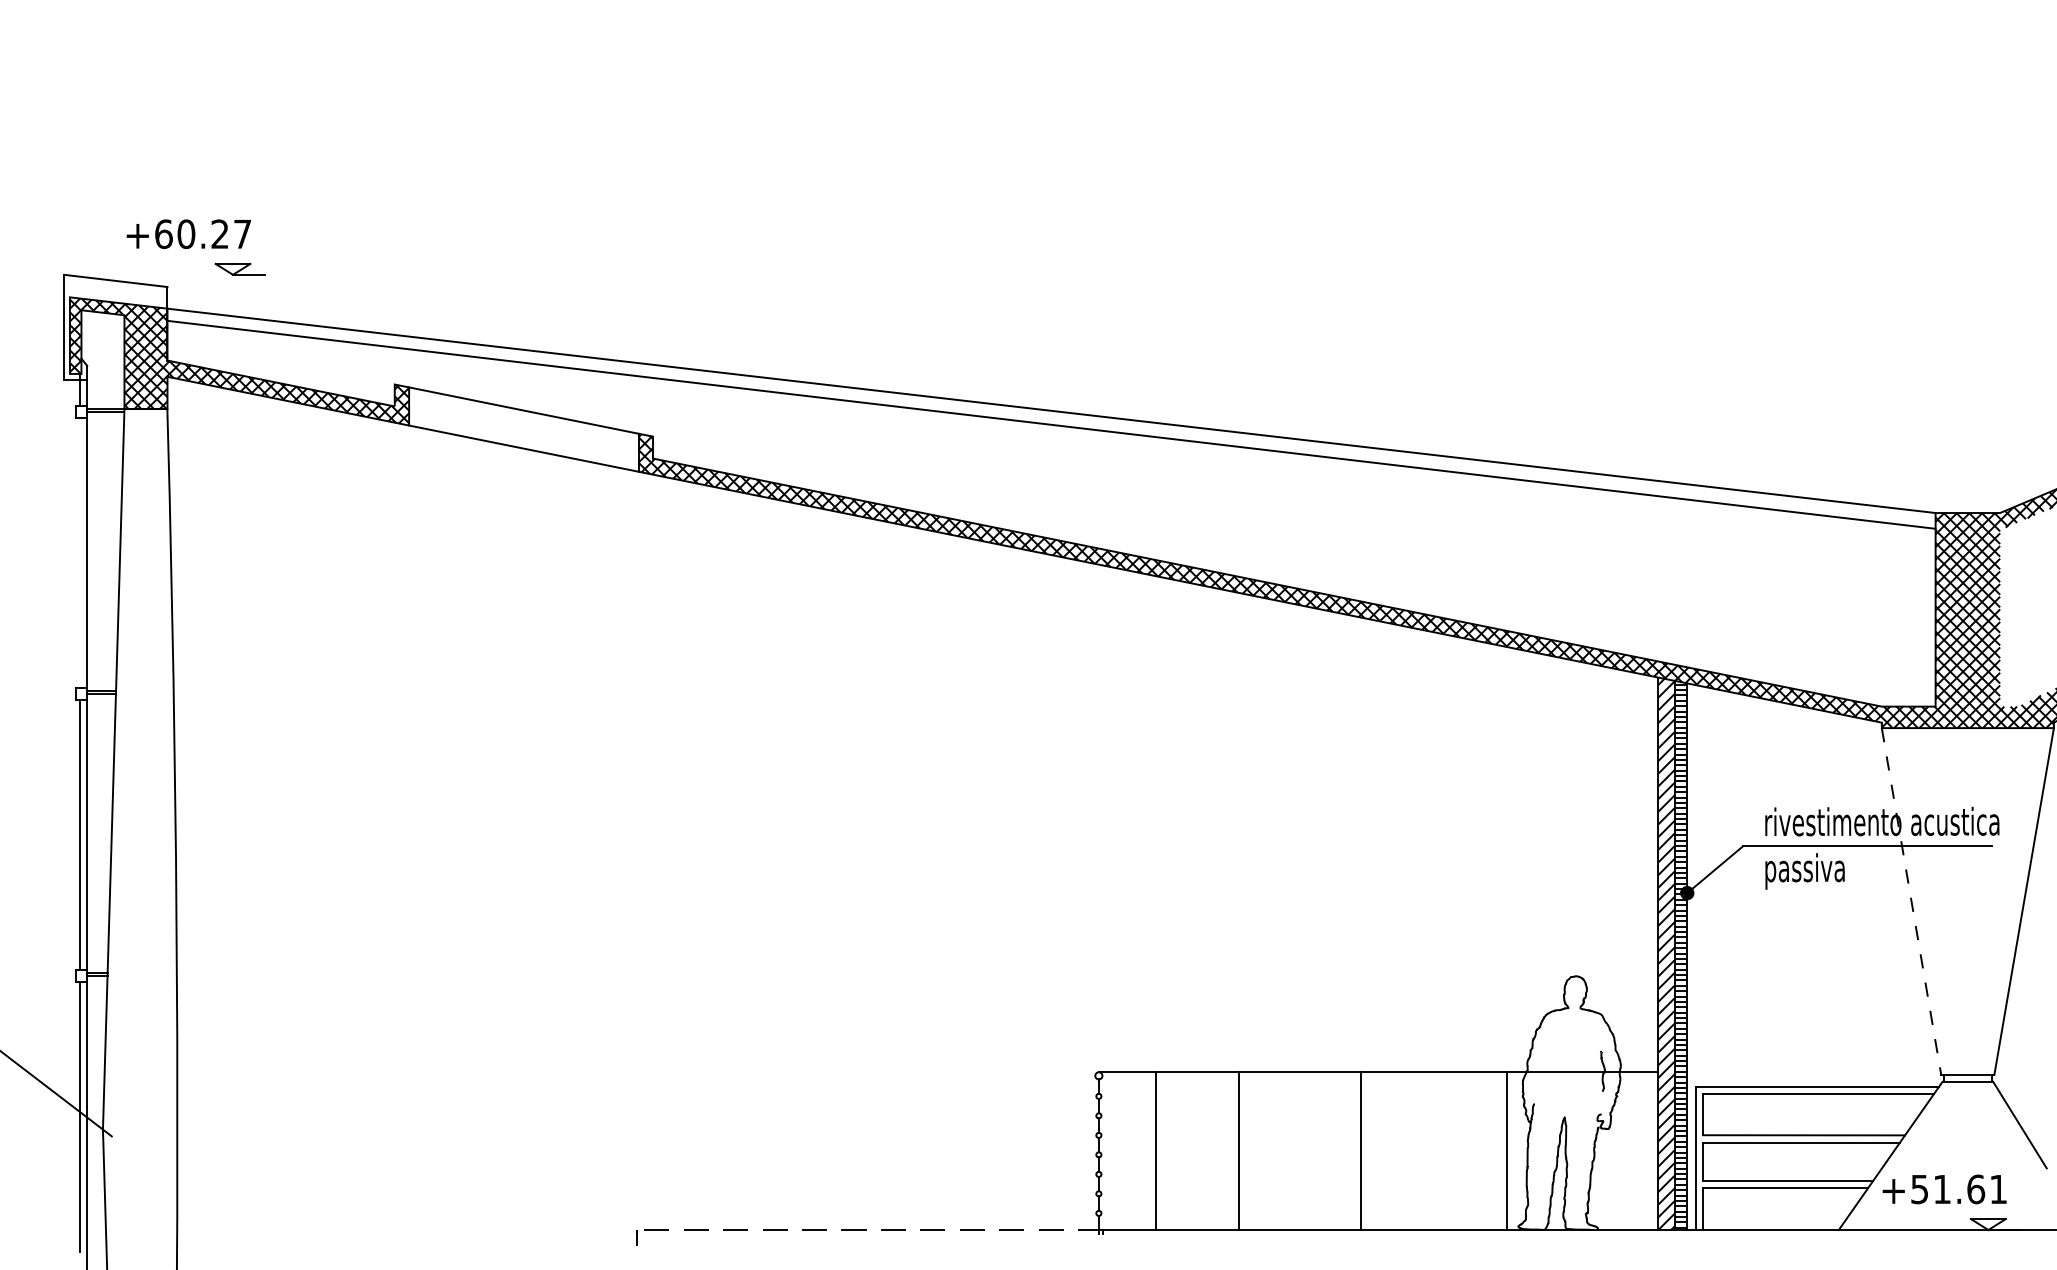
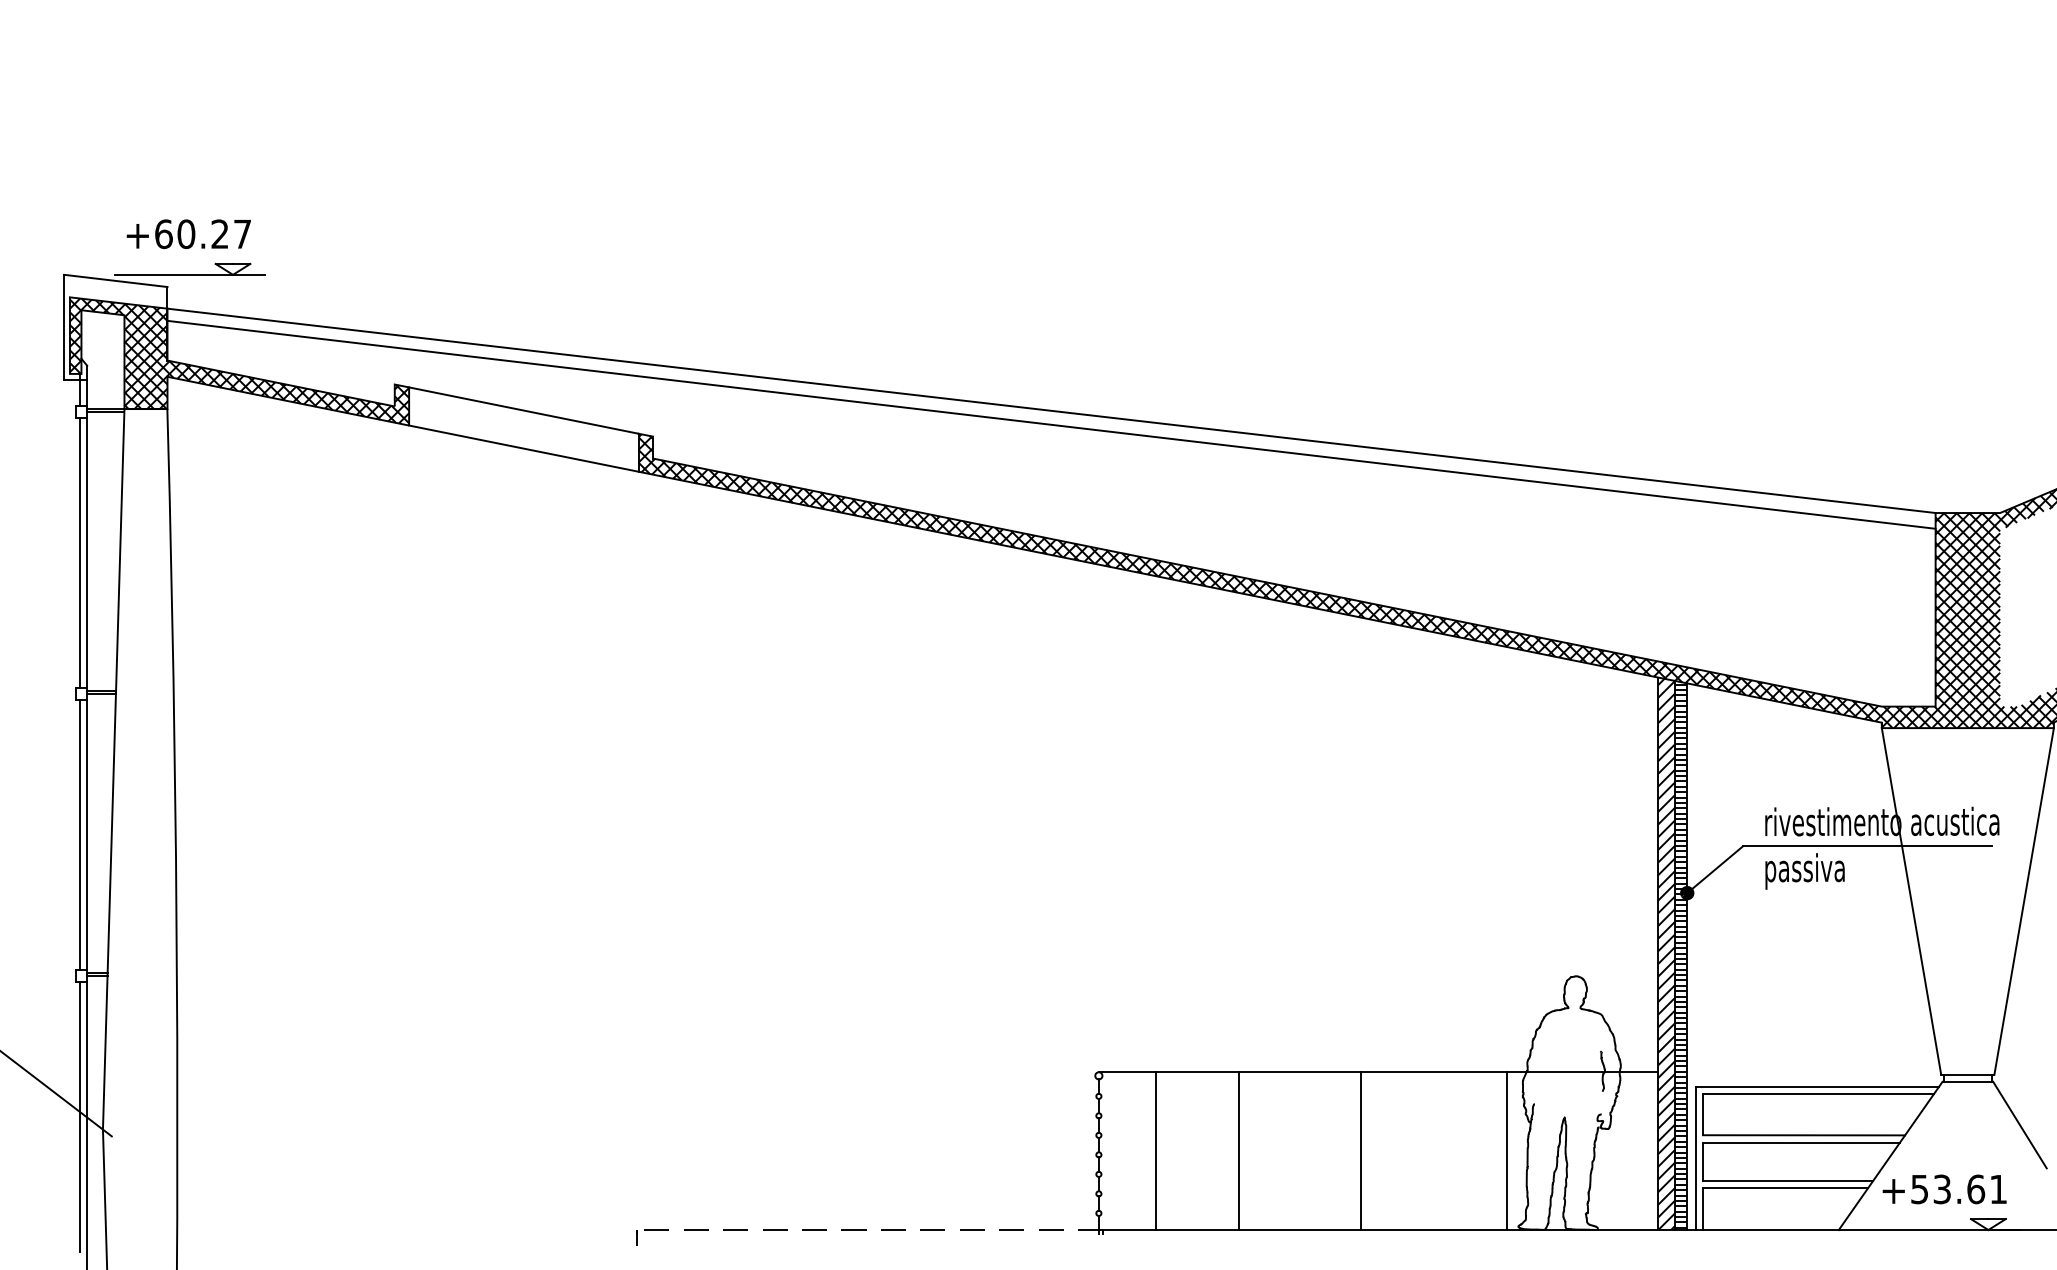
line: none -> present (173, 274)
line: none -> present (80, 552)
line: dashed -> solid (1911, 901)
text: +51.61 -> +53.61 (1941, 1189)
